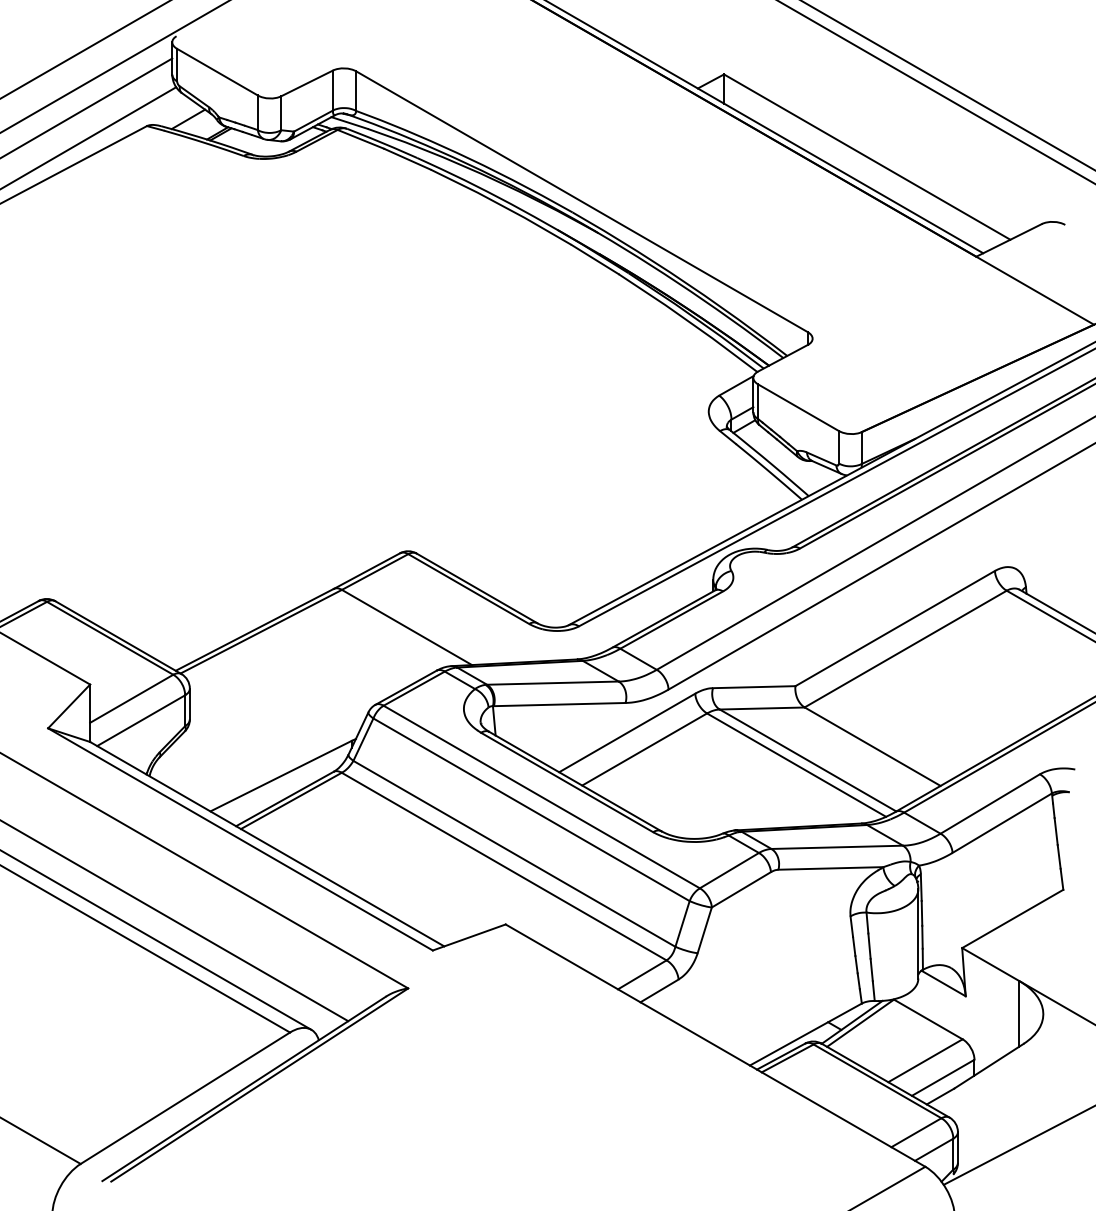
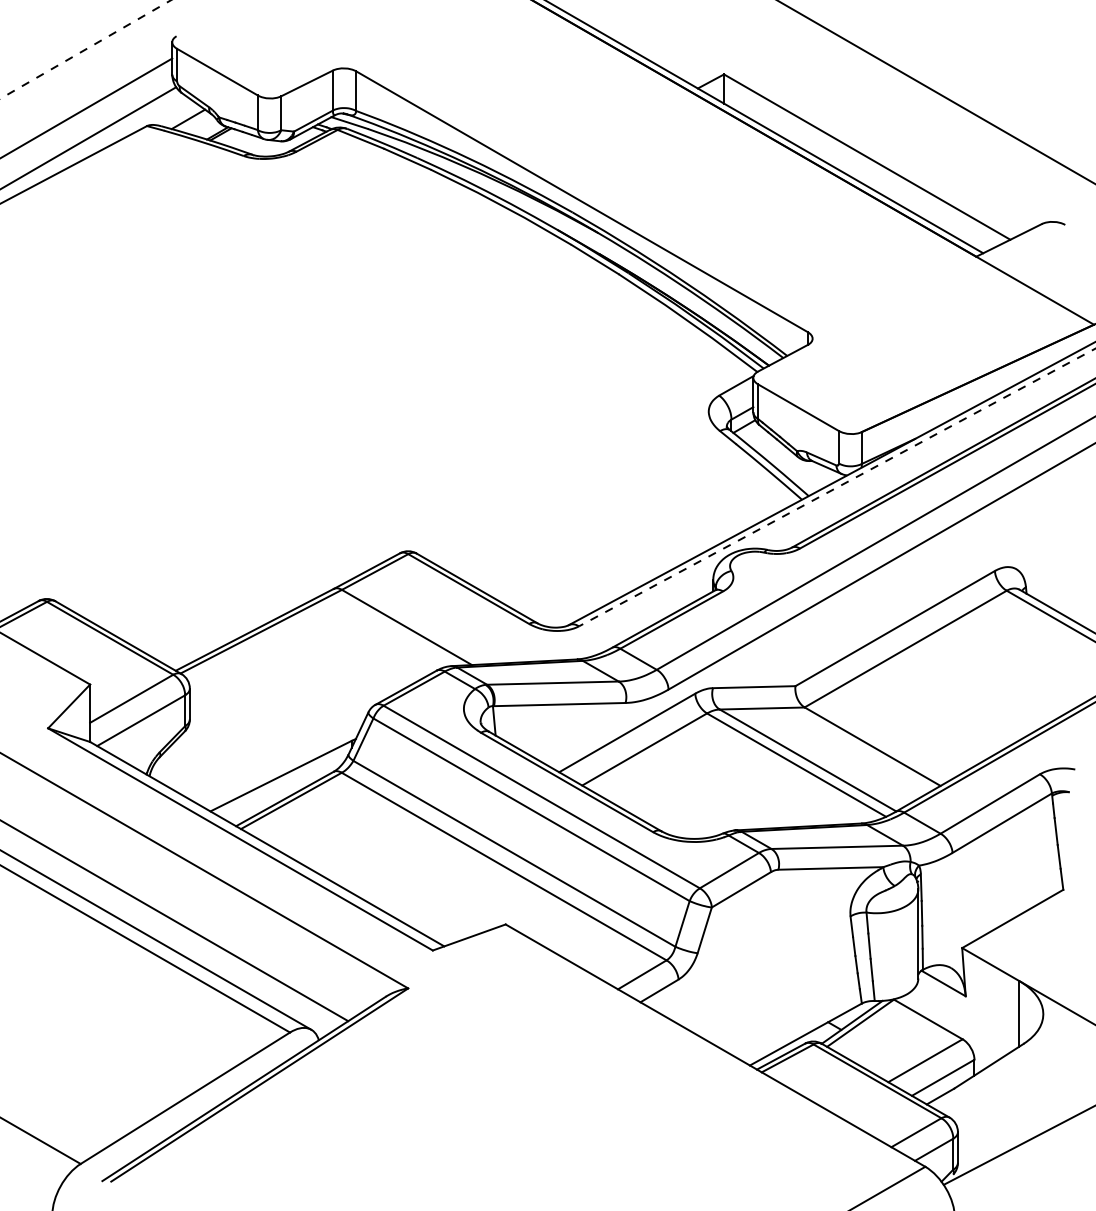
line: solid -> dashed (85, 49)
line: present -> none (114, 66)
line: present -> none (948, 85)
line: solid -> dashed (836, 487)
